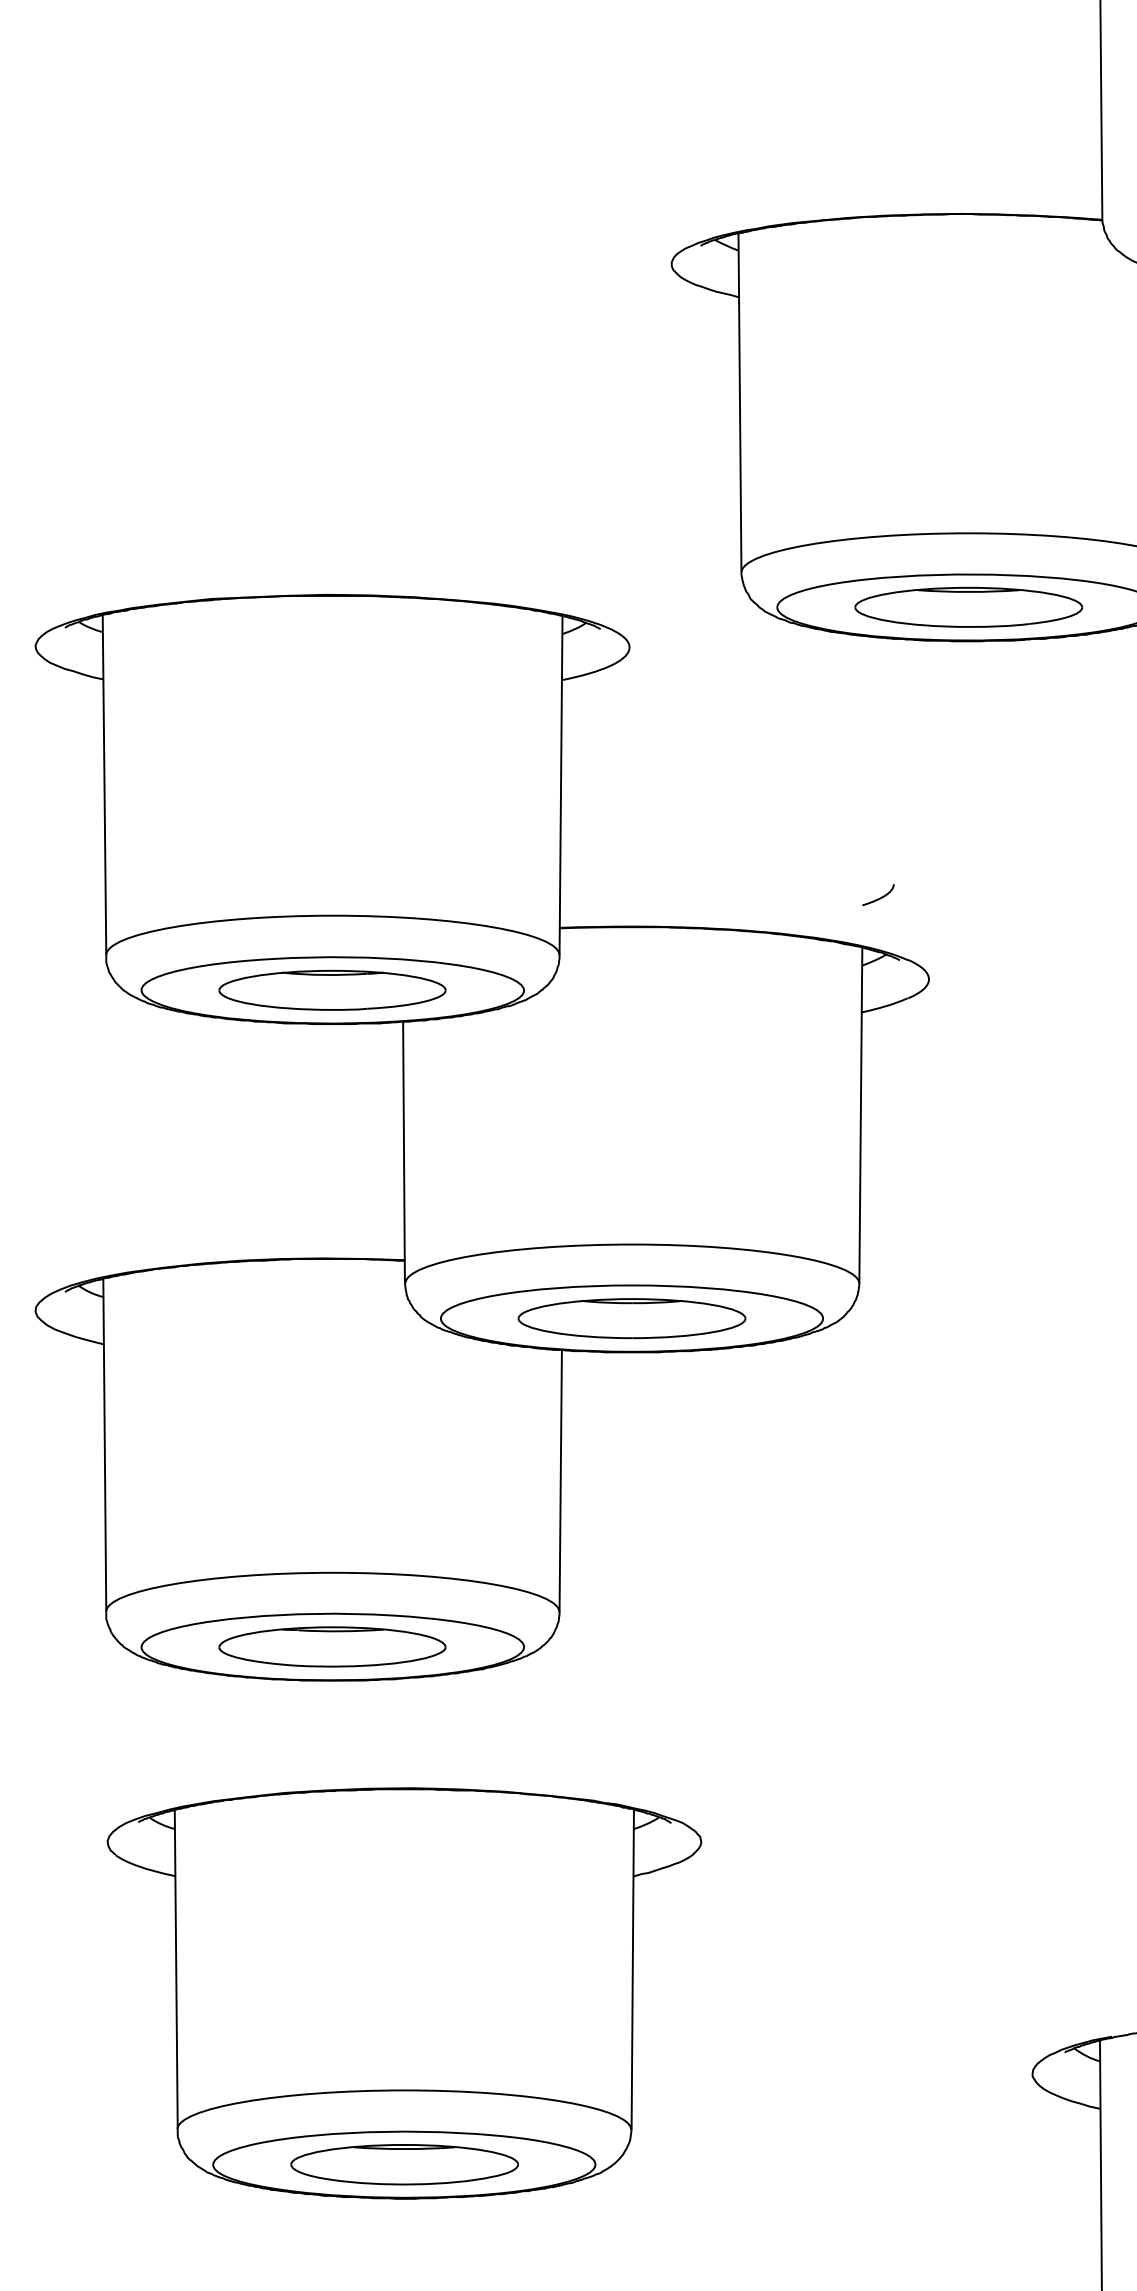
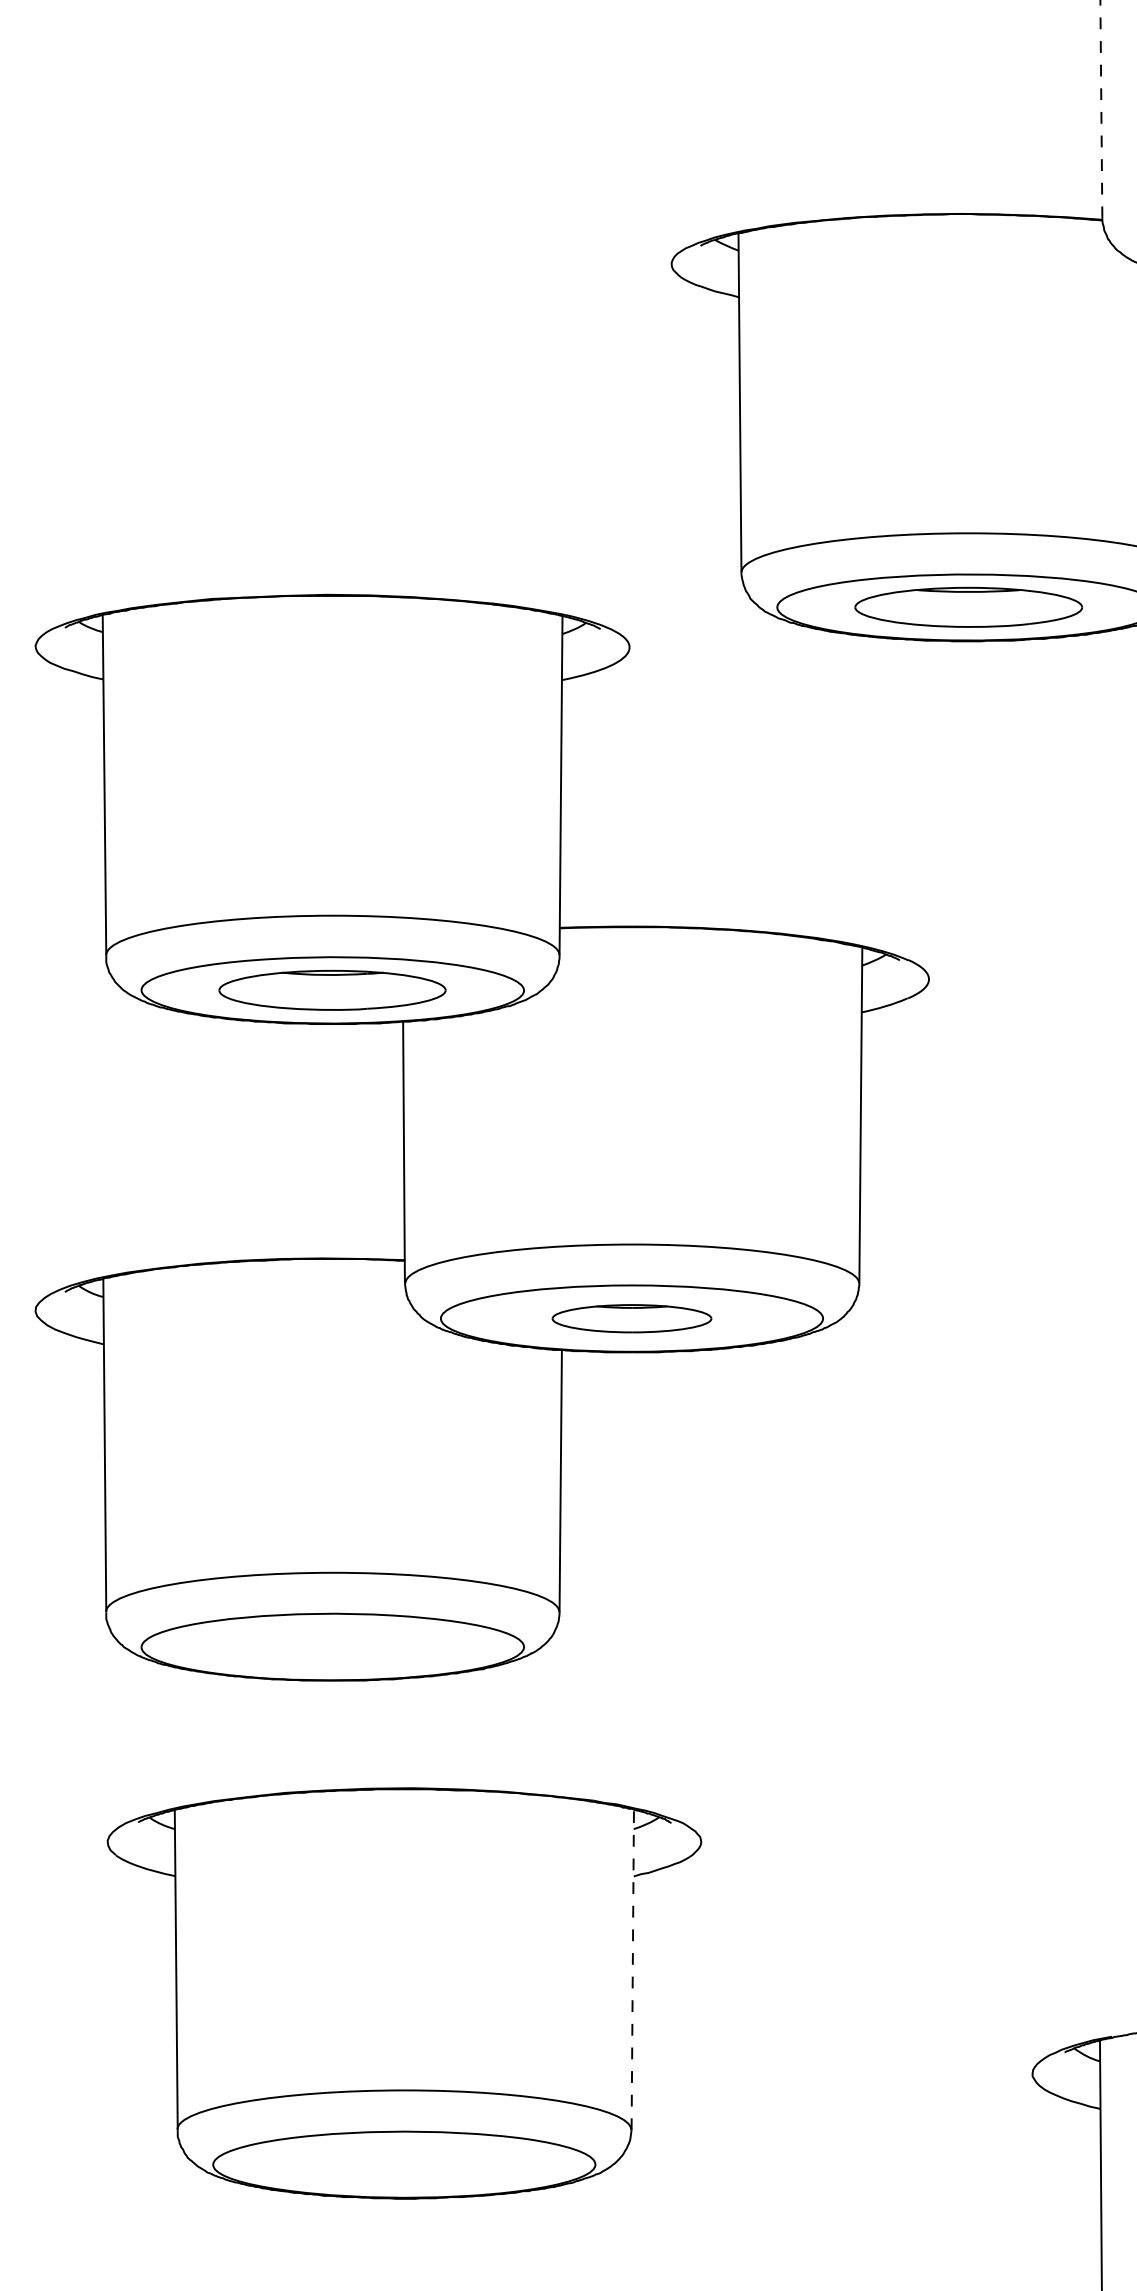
line: solid -> dashed (1101, 109)
curve: present -> none (879, 897)
part size: 230x42 px -> 162x30 px (631, 1318)
part: present -> none (332, 1646)
line: solid -> dashed (632, 1969)
part: present -> none (404, 2164)
